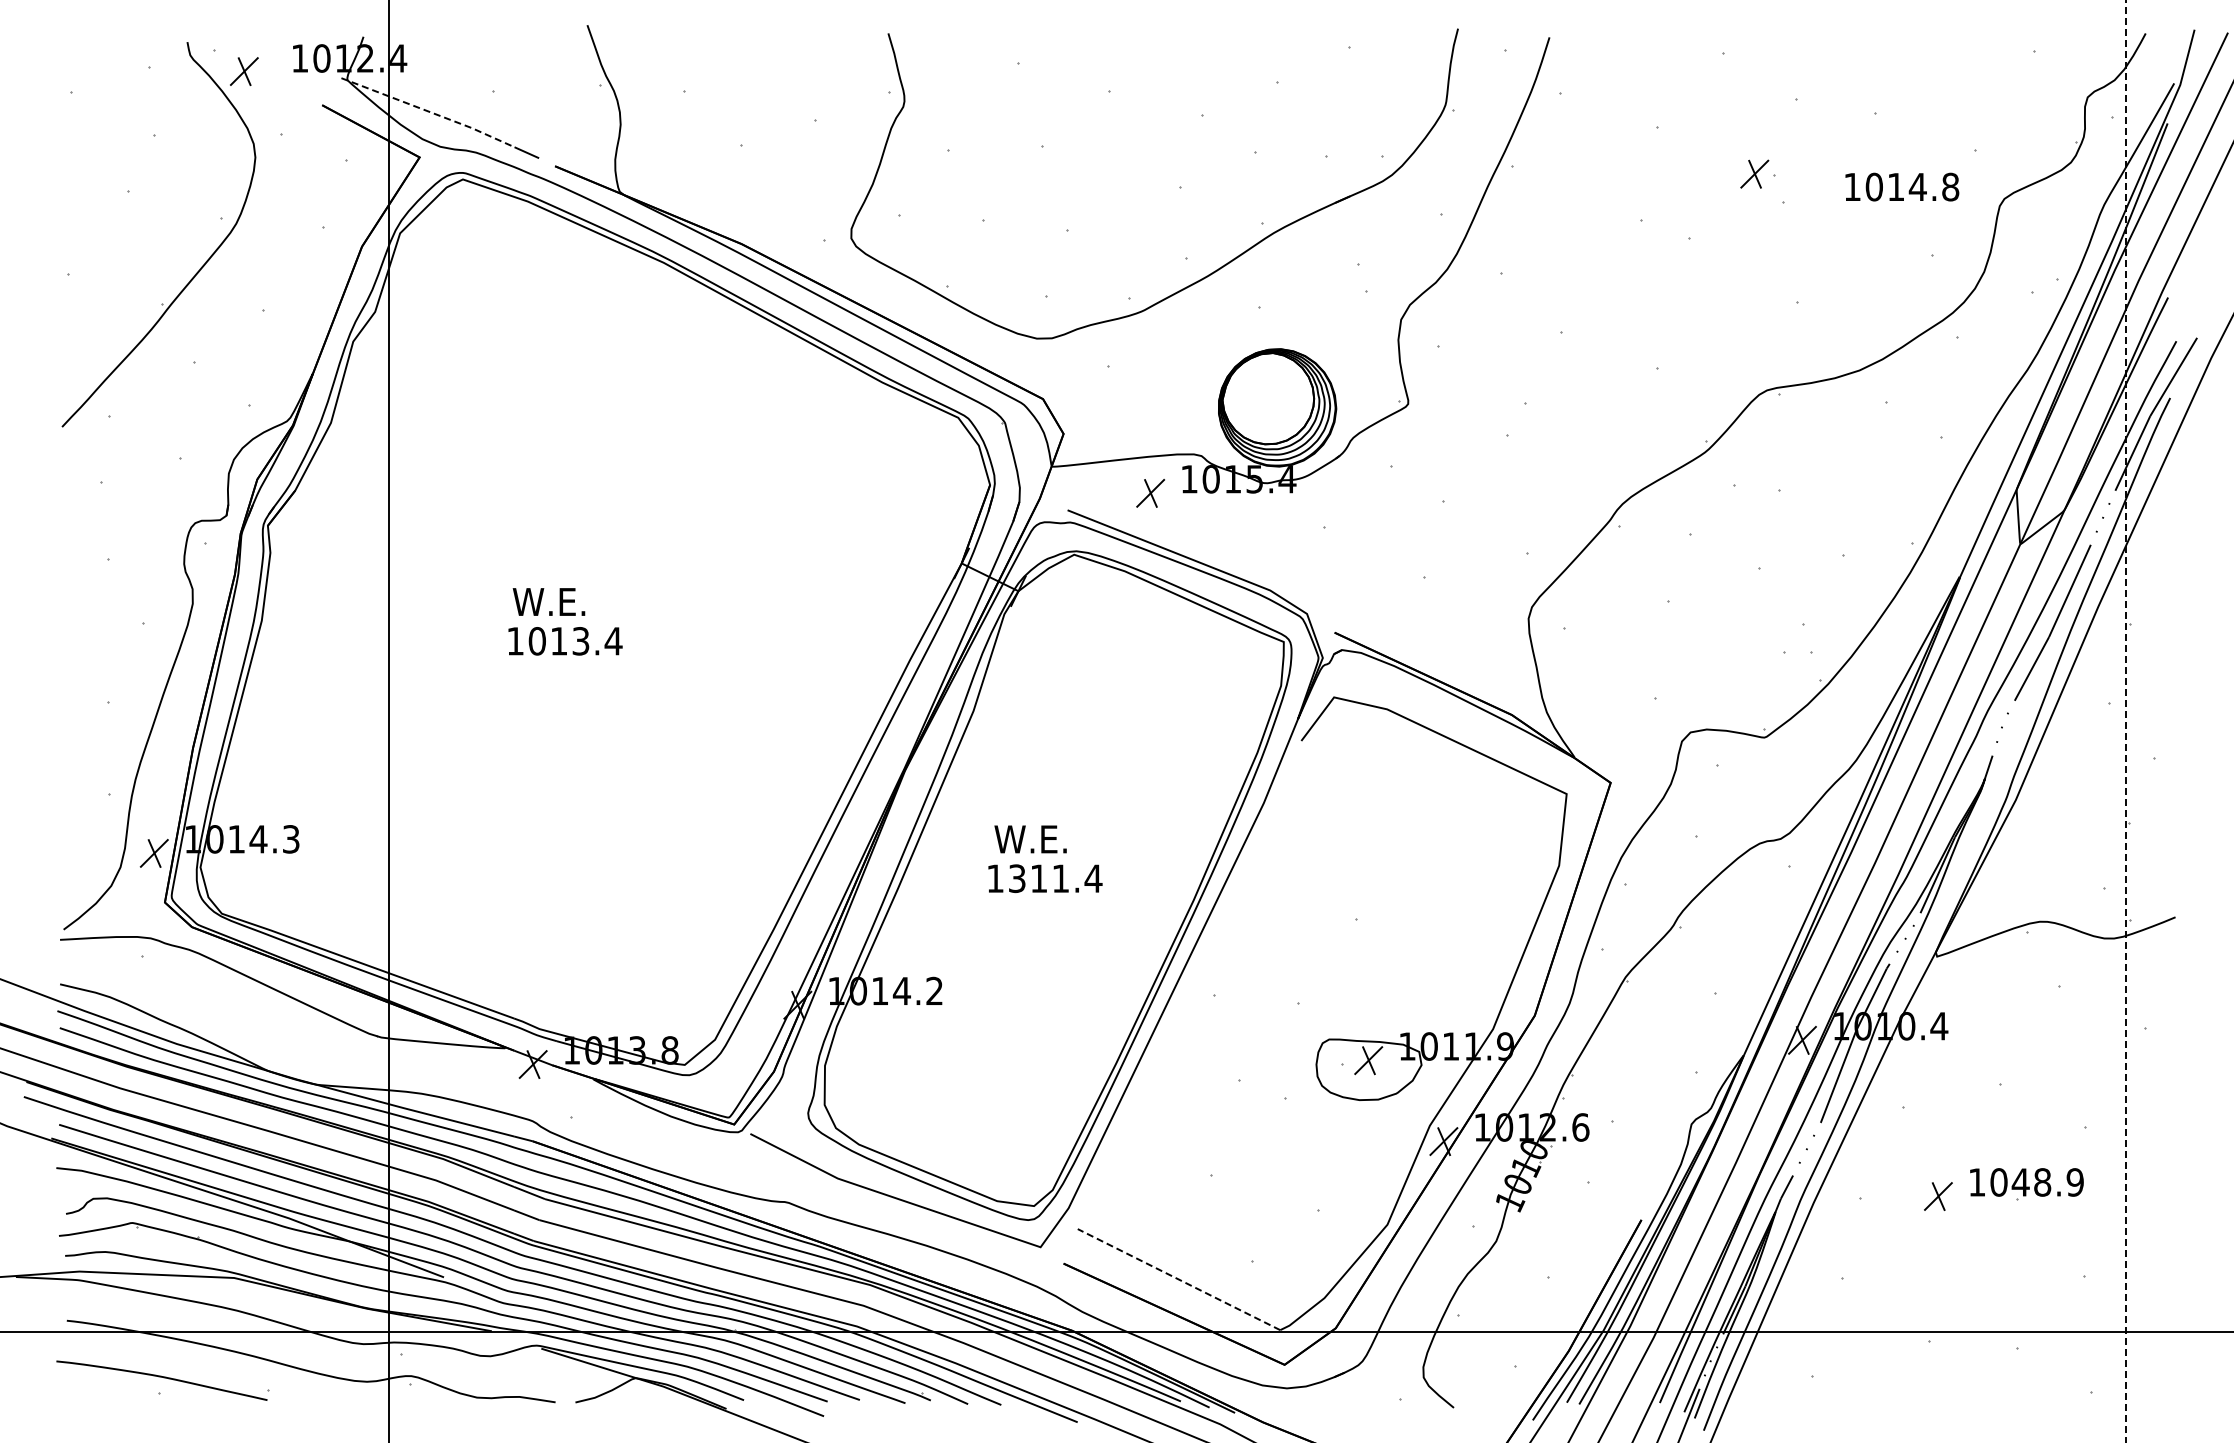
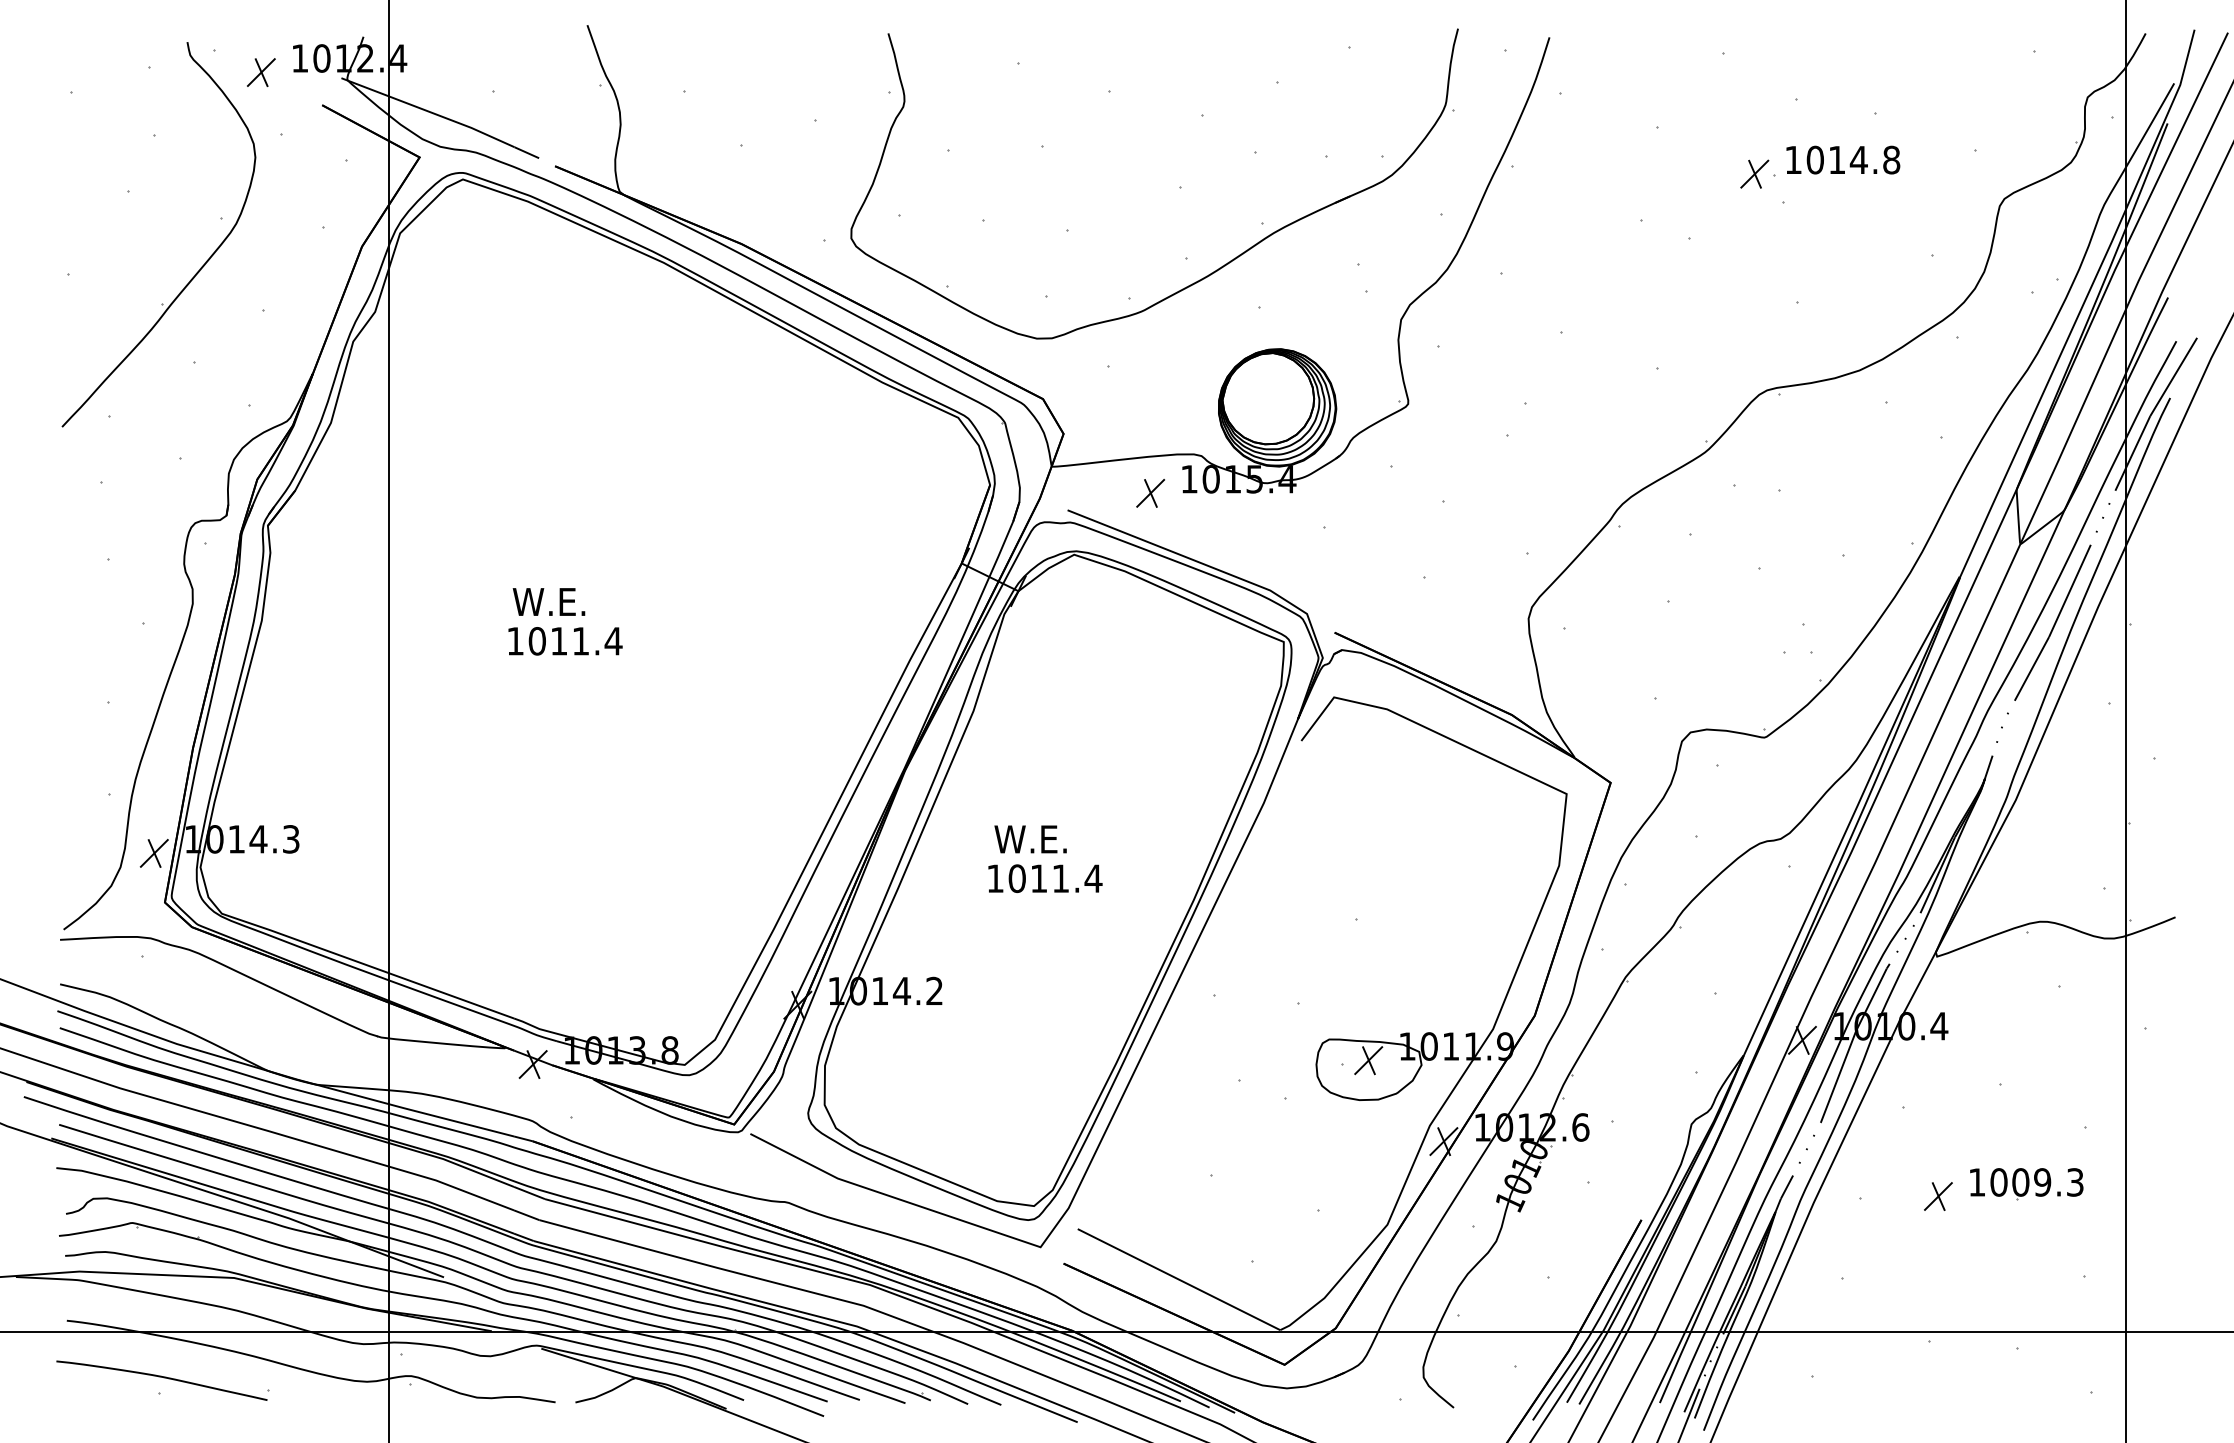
part position: (244, 71) -> (261, 72) (261, 72)
line: dashed -> solid (429, 111)
text position: (1902, 186) -> (1843, 159) (1843, 159)
text: 1013.4 -> 1011.4 (580, 641)
line: dashed -> solid (2125, 721)
text: 1311.4 -> 1011.4 (1016, 878)
text: 1048.9 -> 1009.3 (2047, 1182)
line: dashed -> solid (1178, 1279)
